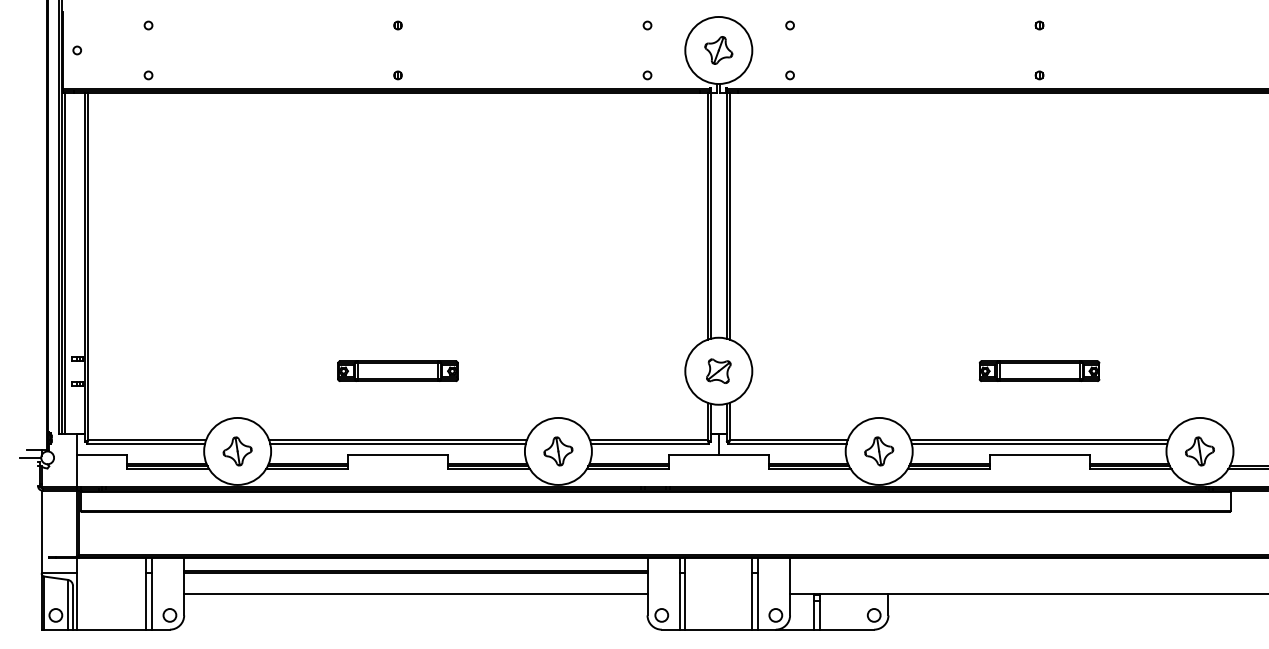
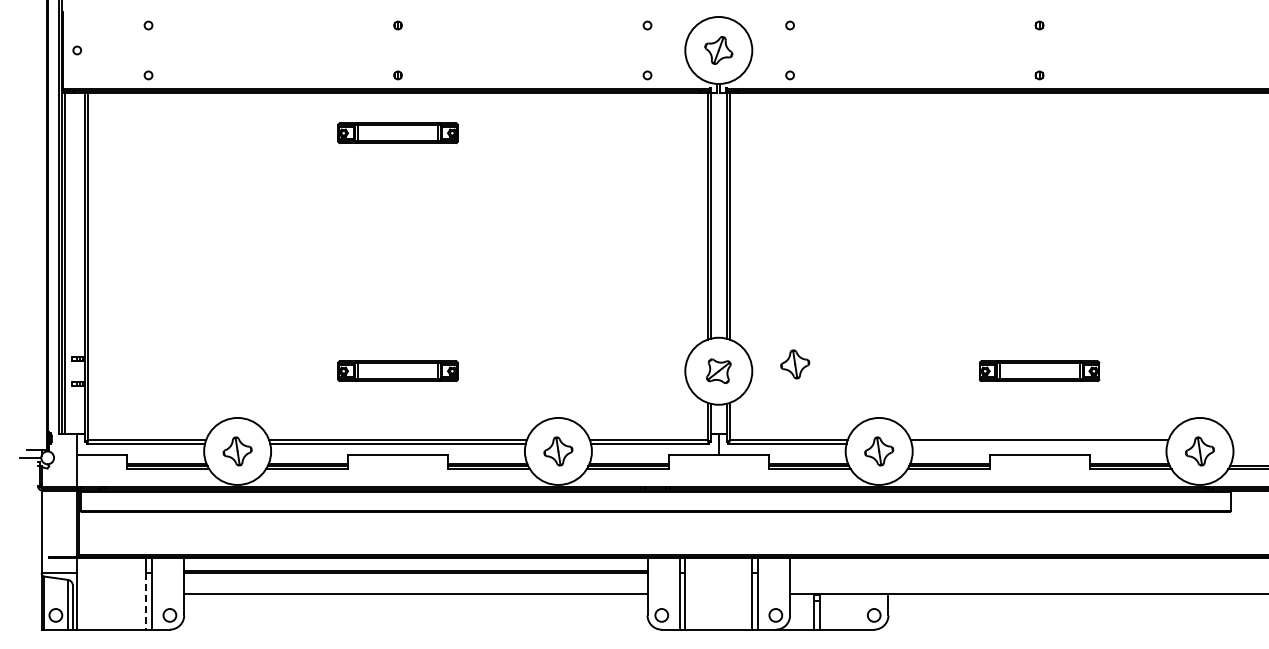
part: none -> present (397, 132)
part: none -> present (795, 364)
line: present -> none (1039, 443)
line: solid -> dashed (146, 601)
